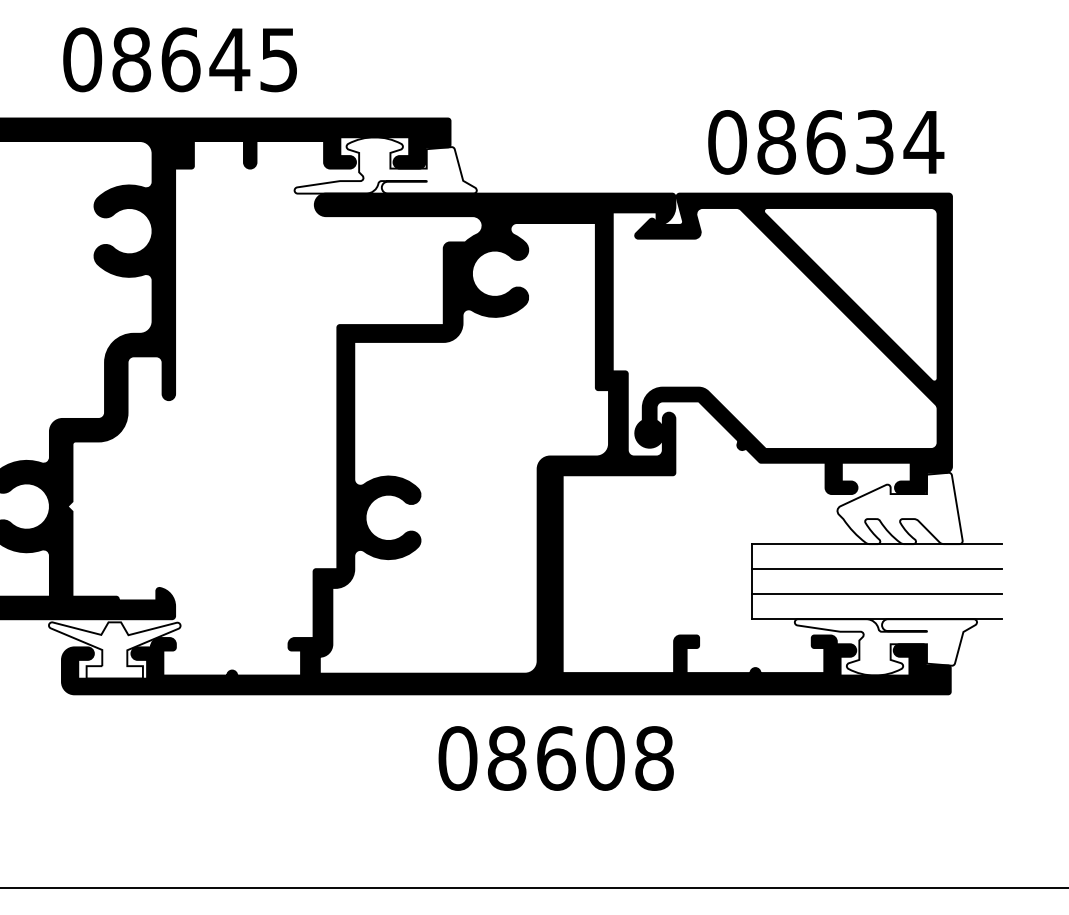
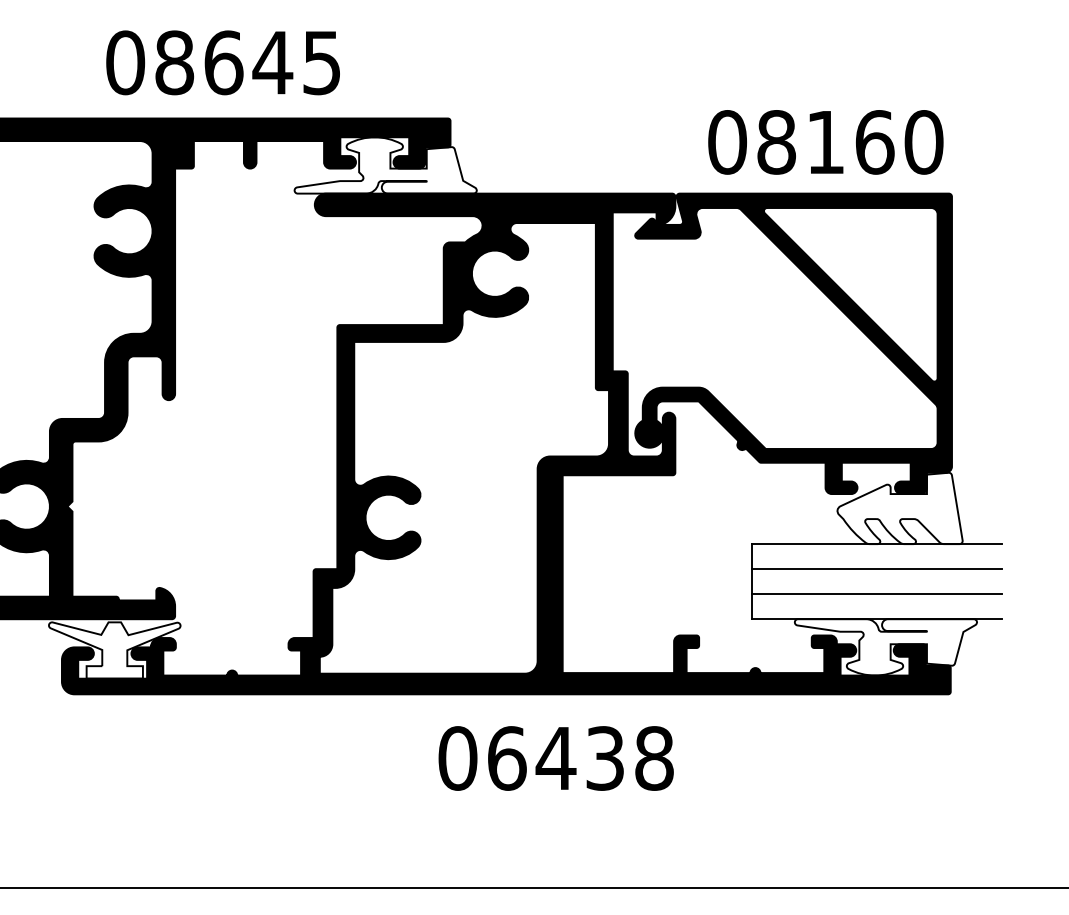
text position: (179, 59) -> (222, 62) (222, 62)
text: 08634 -> 08160 (875, 142)
text: 08608 -> 06438 (555, 758)
